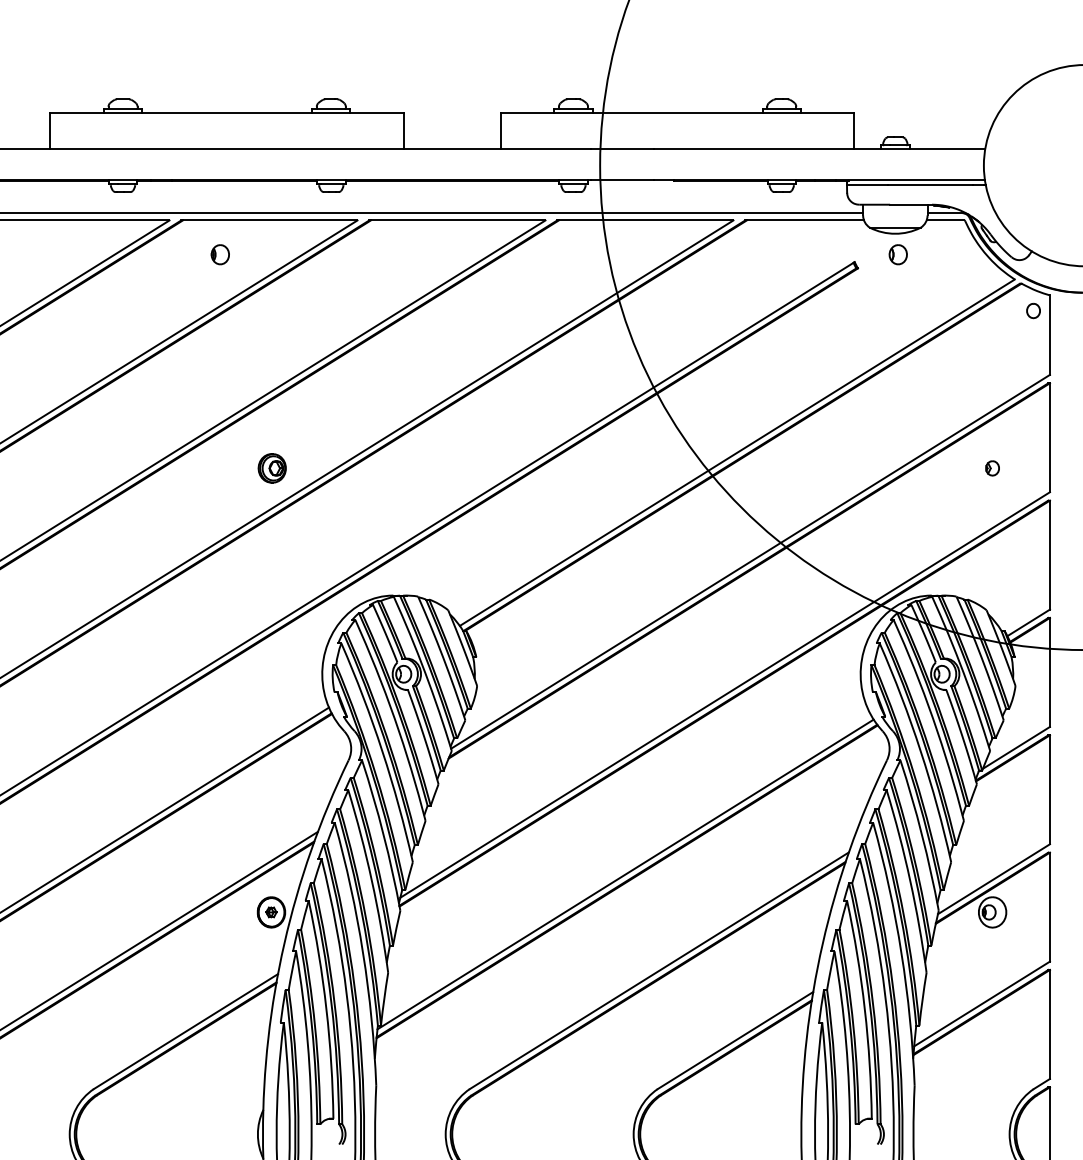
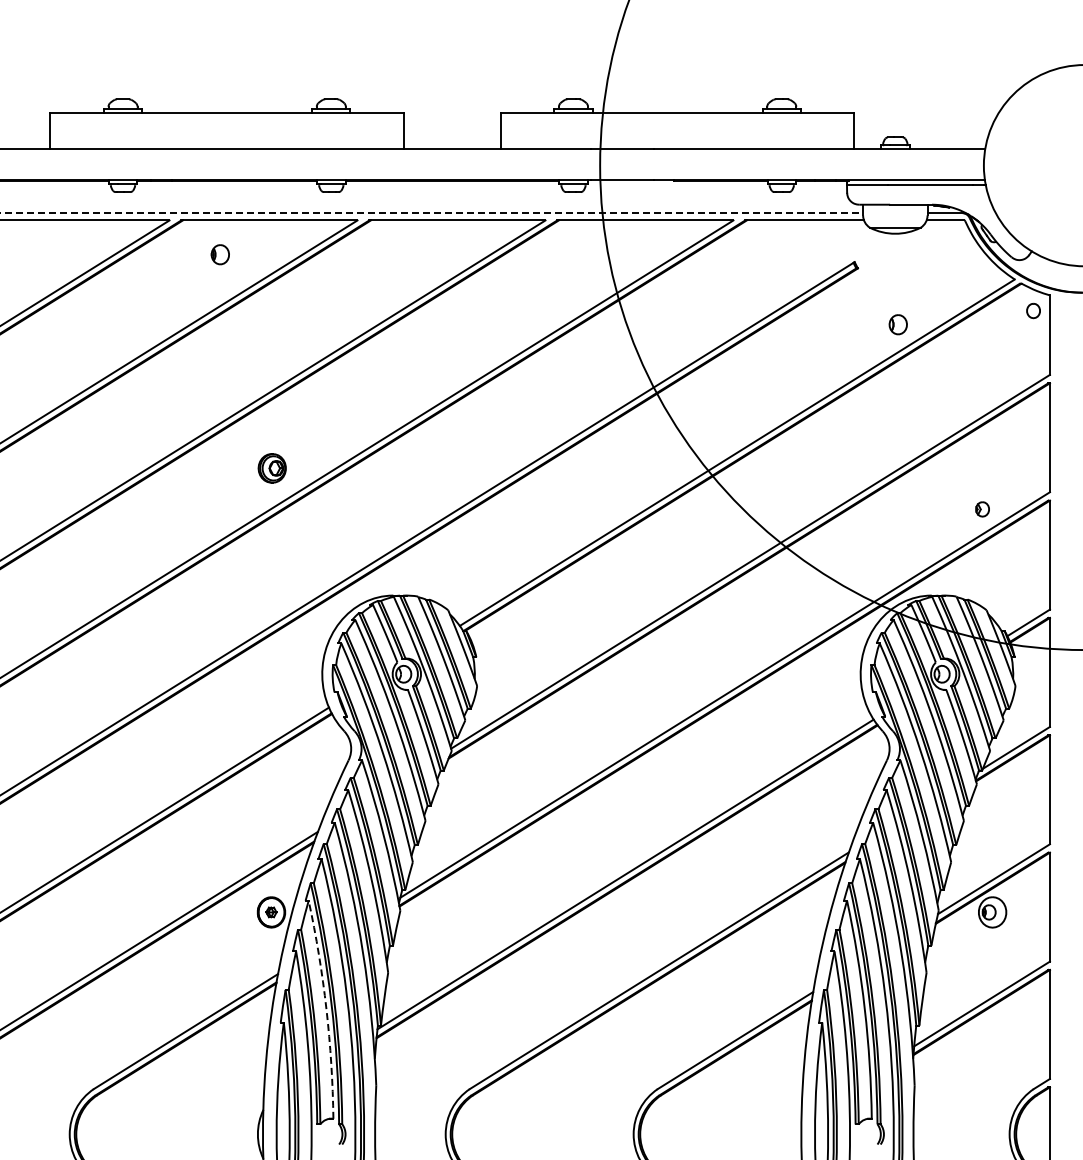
line: solid -> dashed (432, 213)
part position: (897, 254) -> (897, 324) (897, 324)
part position: (992, 468) -> (982, 509) (982, 509)
arc: solid -> dashed (326, 1009)
